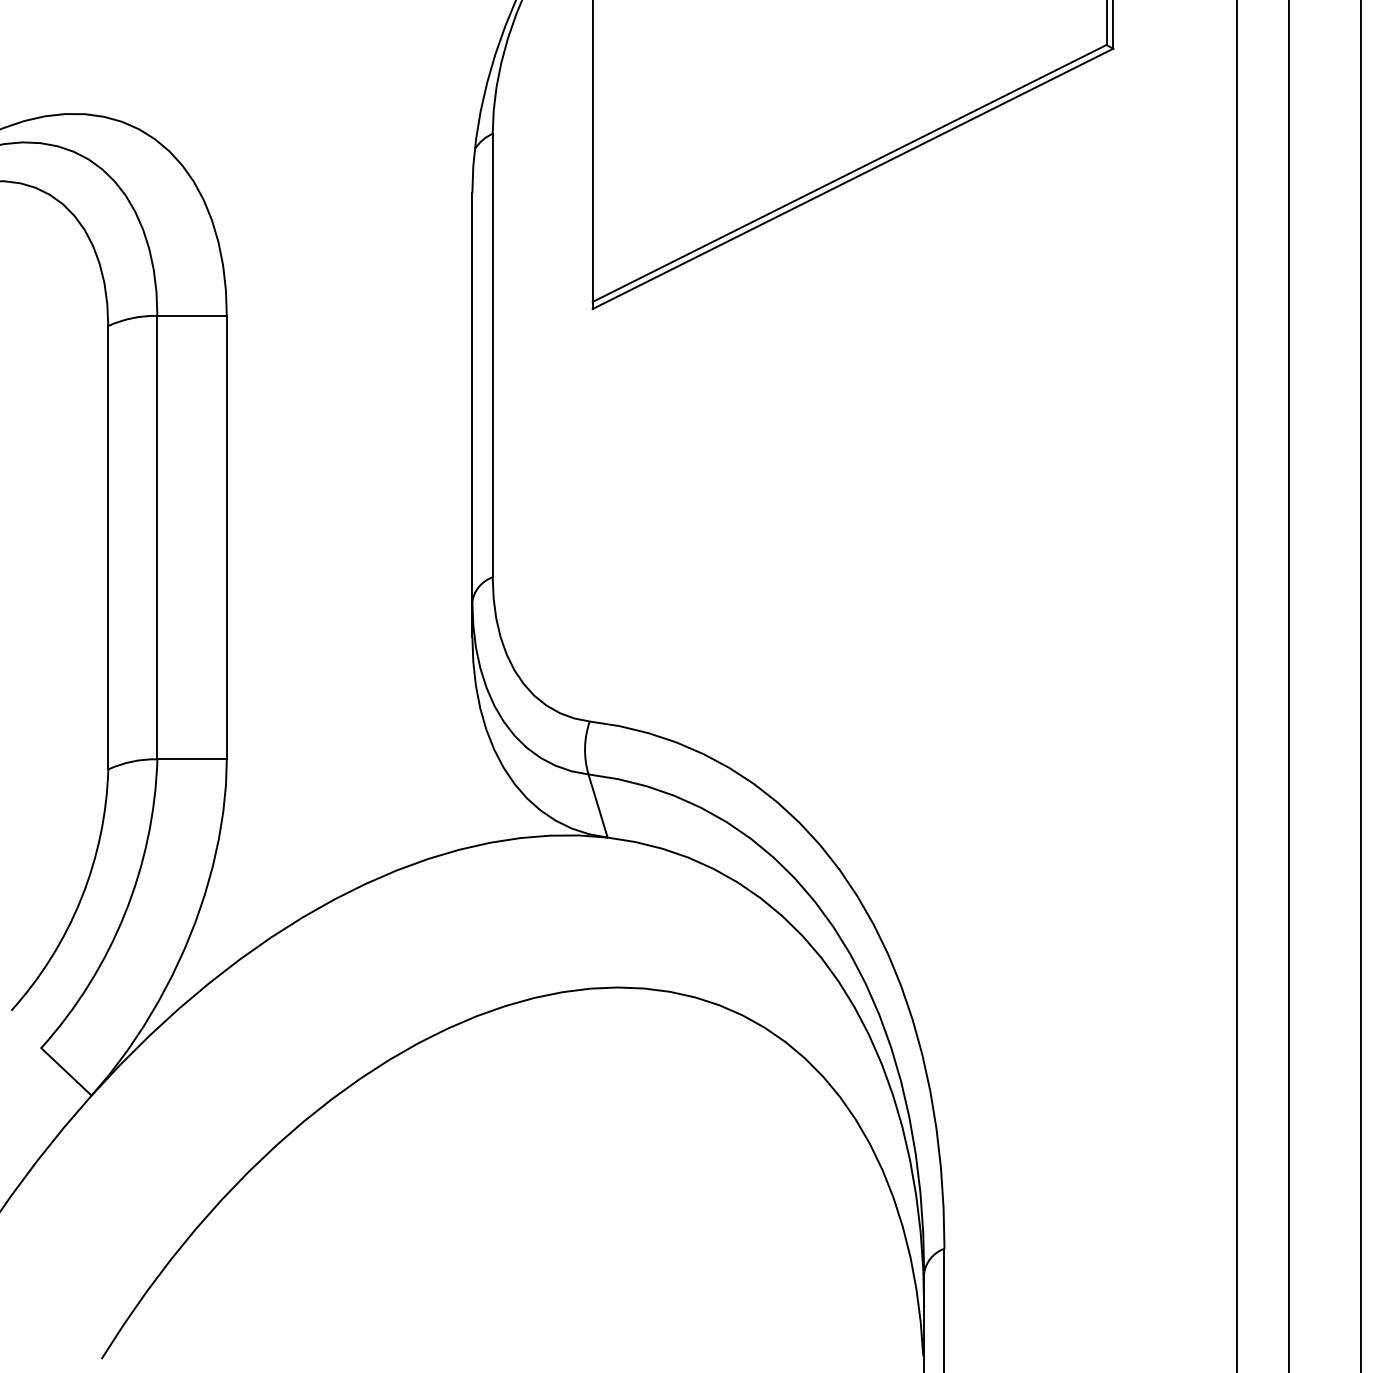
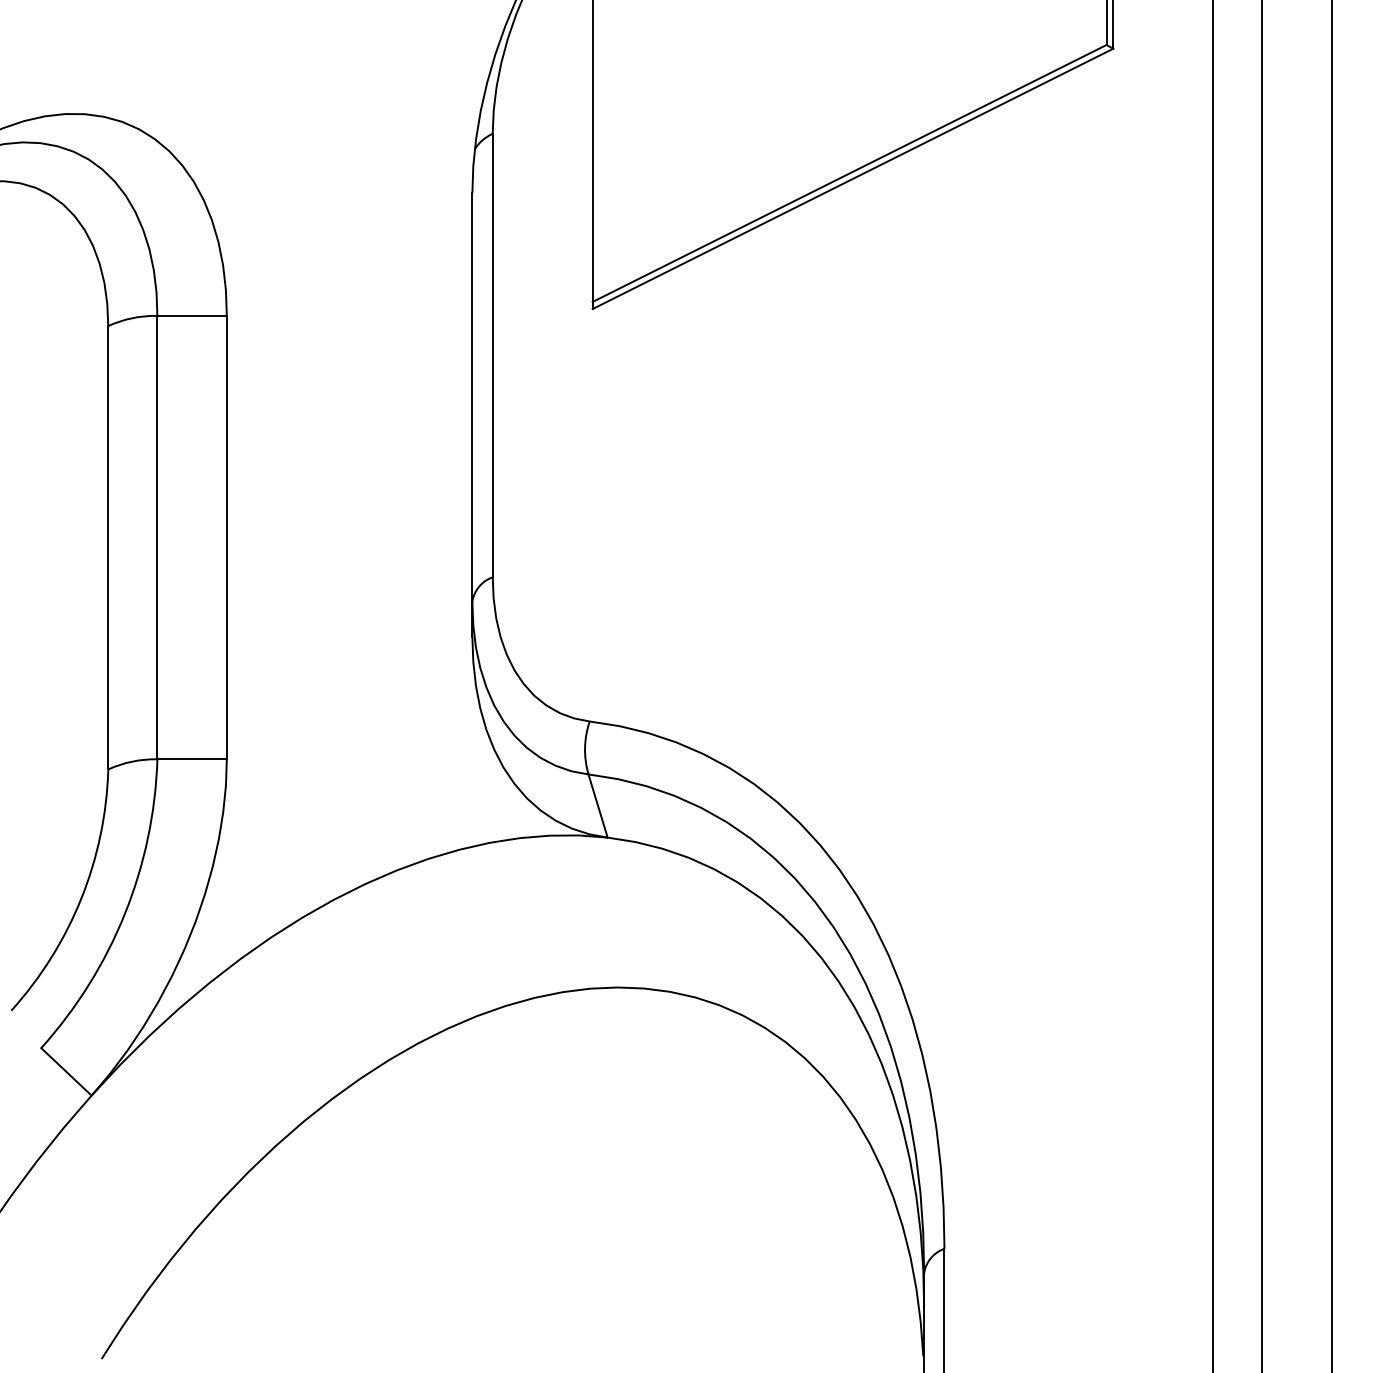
line position: (1237, 685) -> (1213, 685) (1213, 685)
line position: (1289, 685) -> (1262, 685) (1262, 685)
line position: (1360, 685) -> (1331, 685) (1331, 685)
